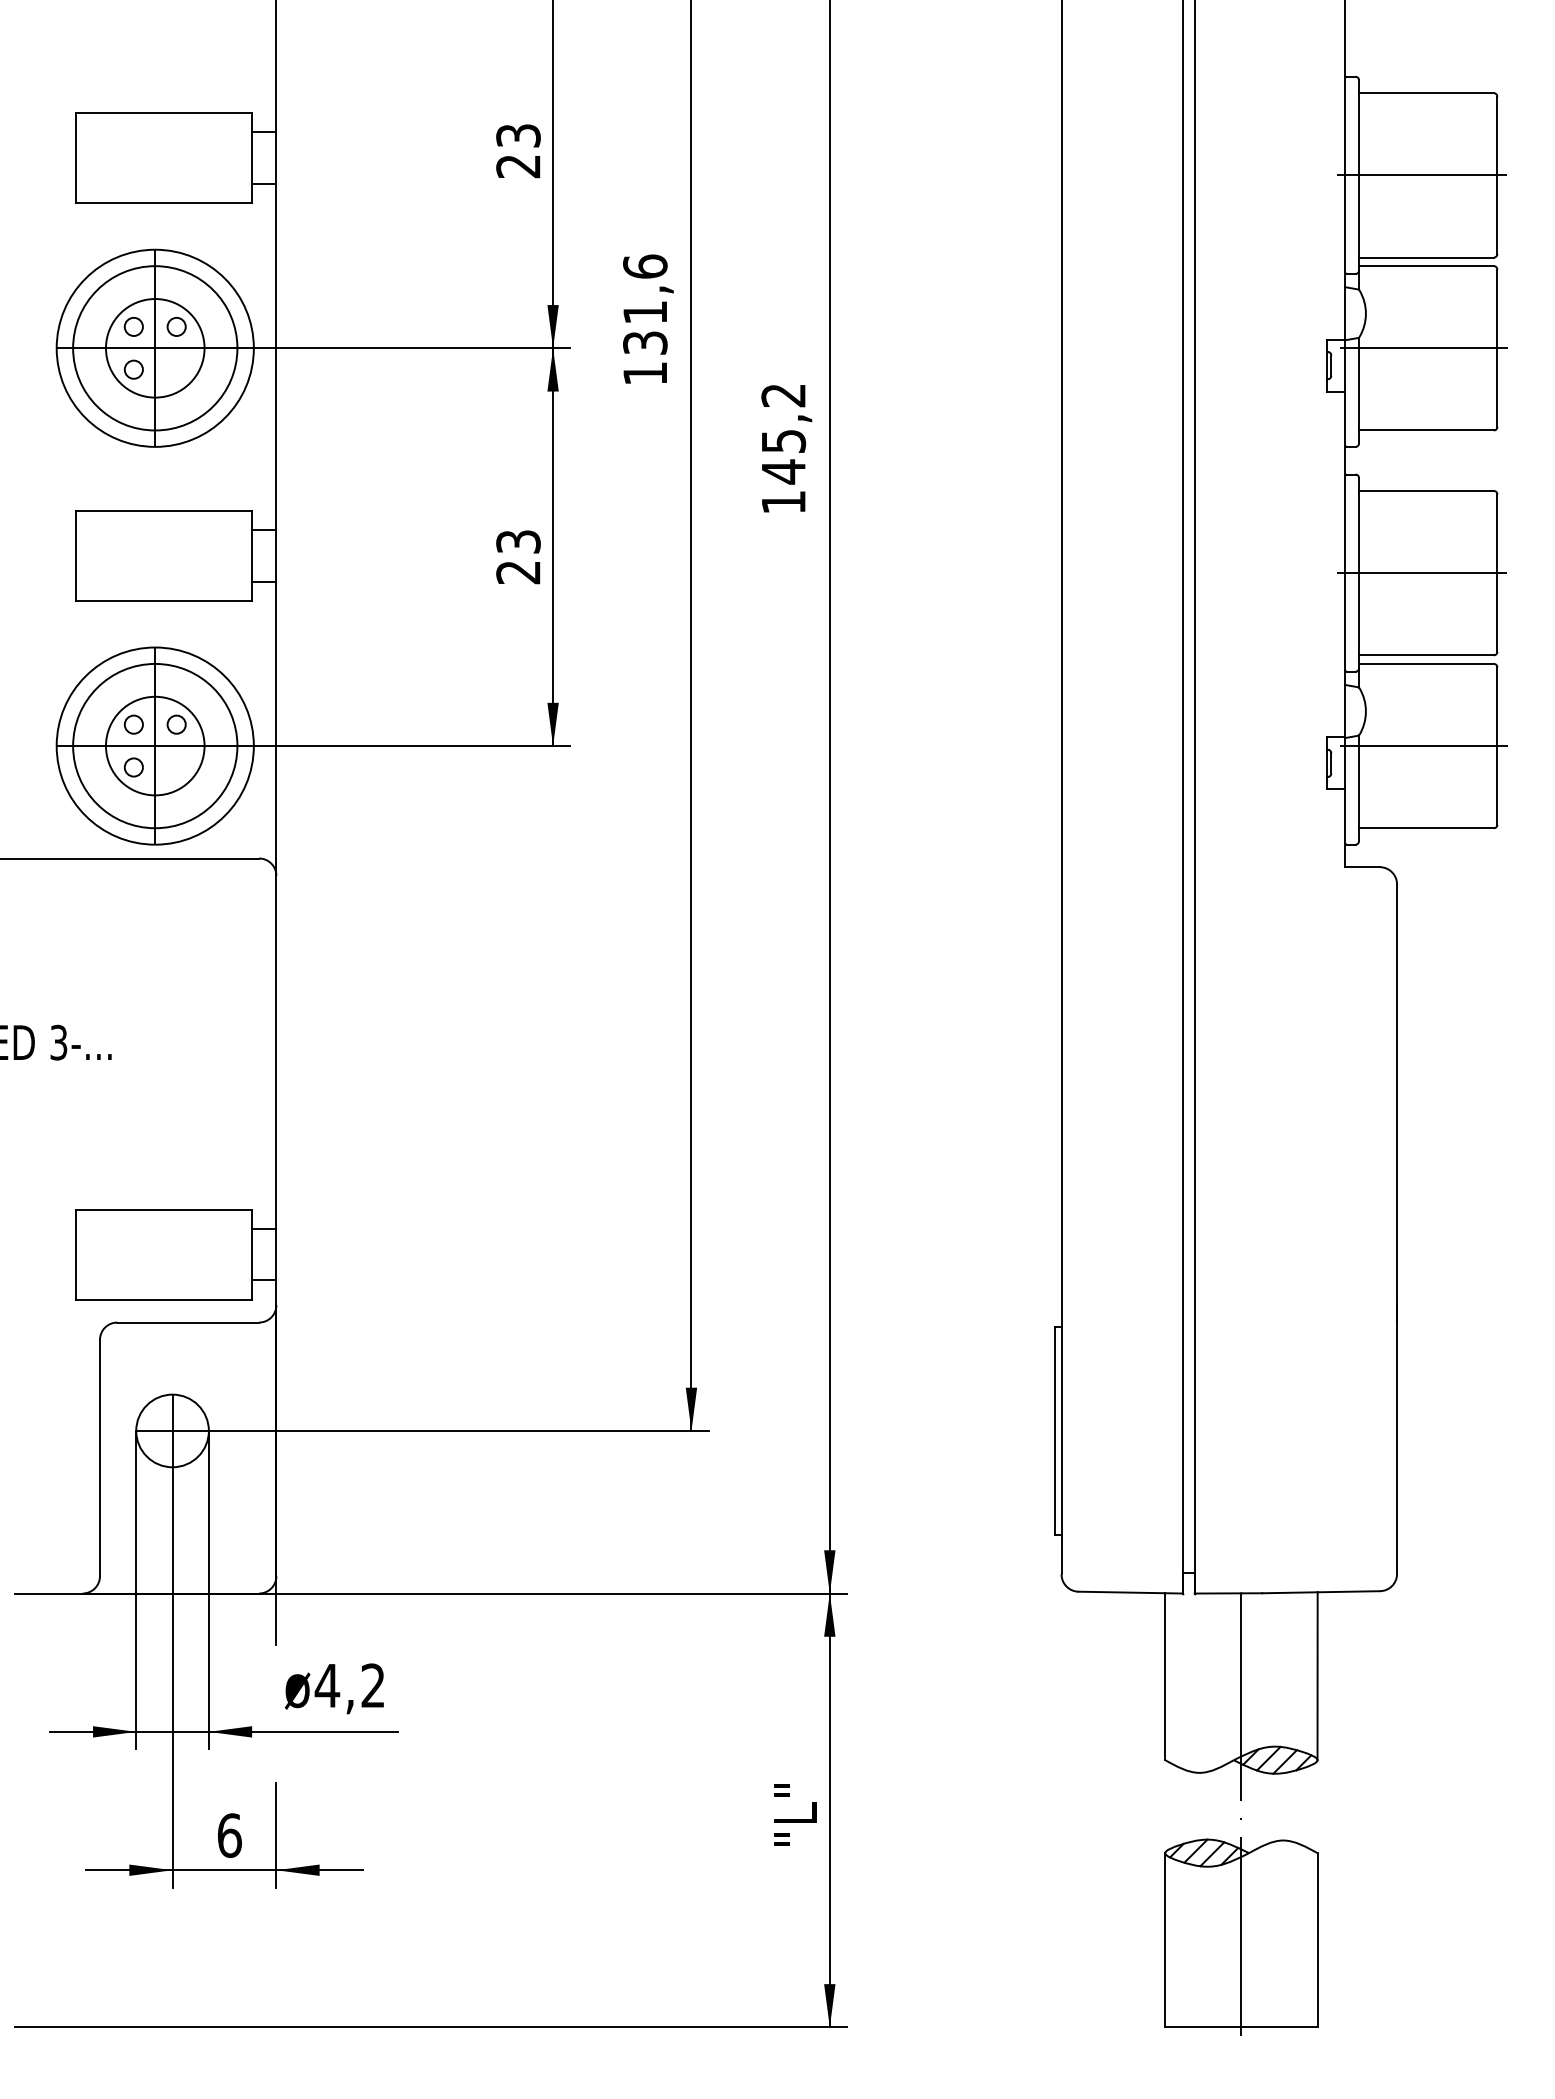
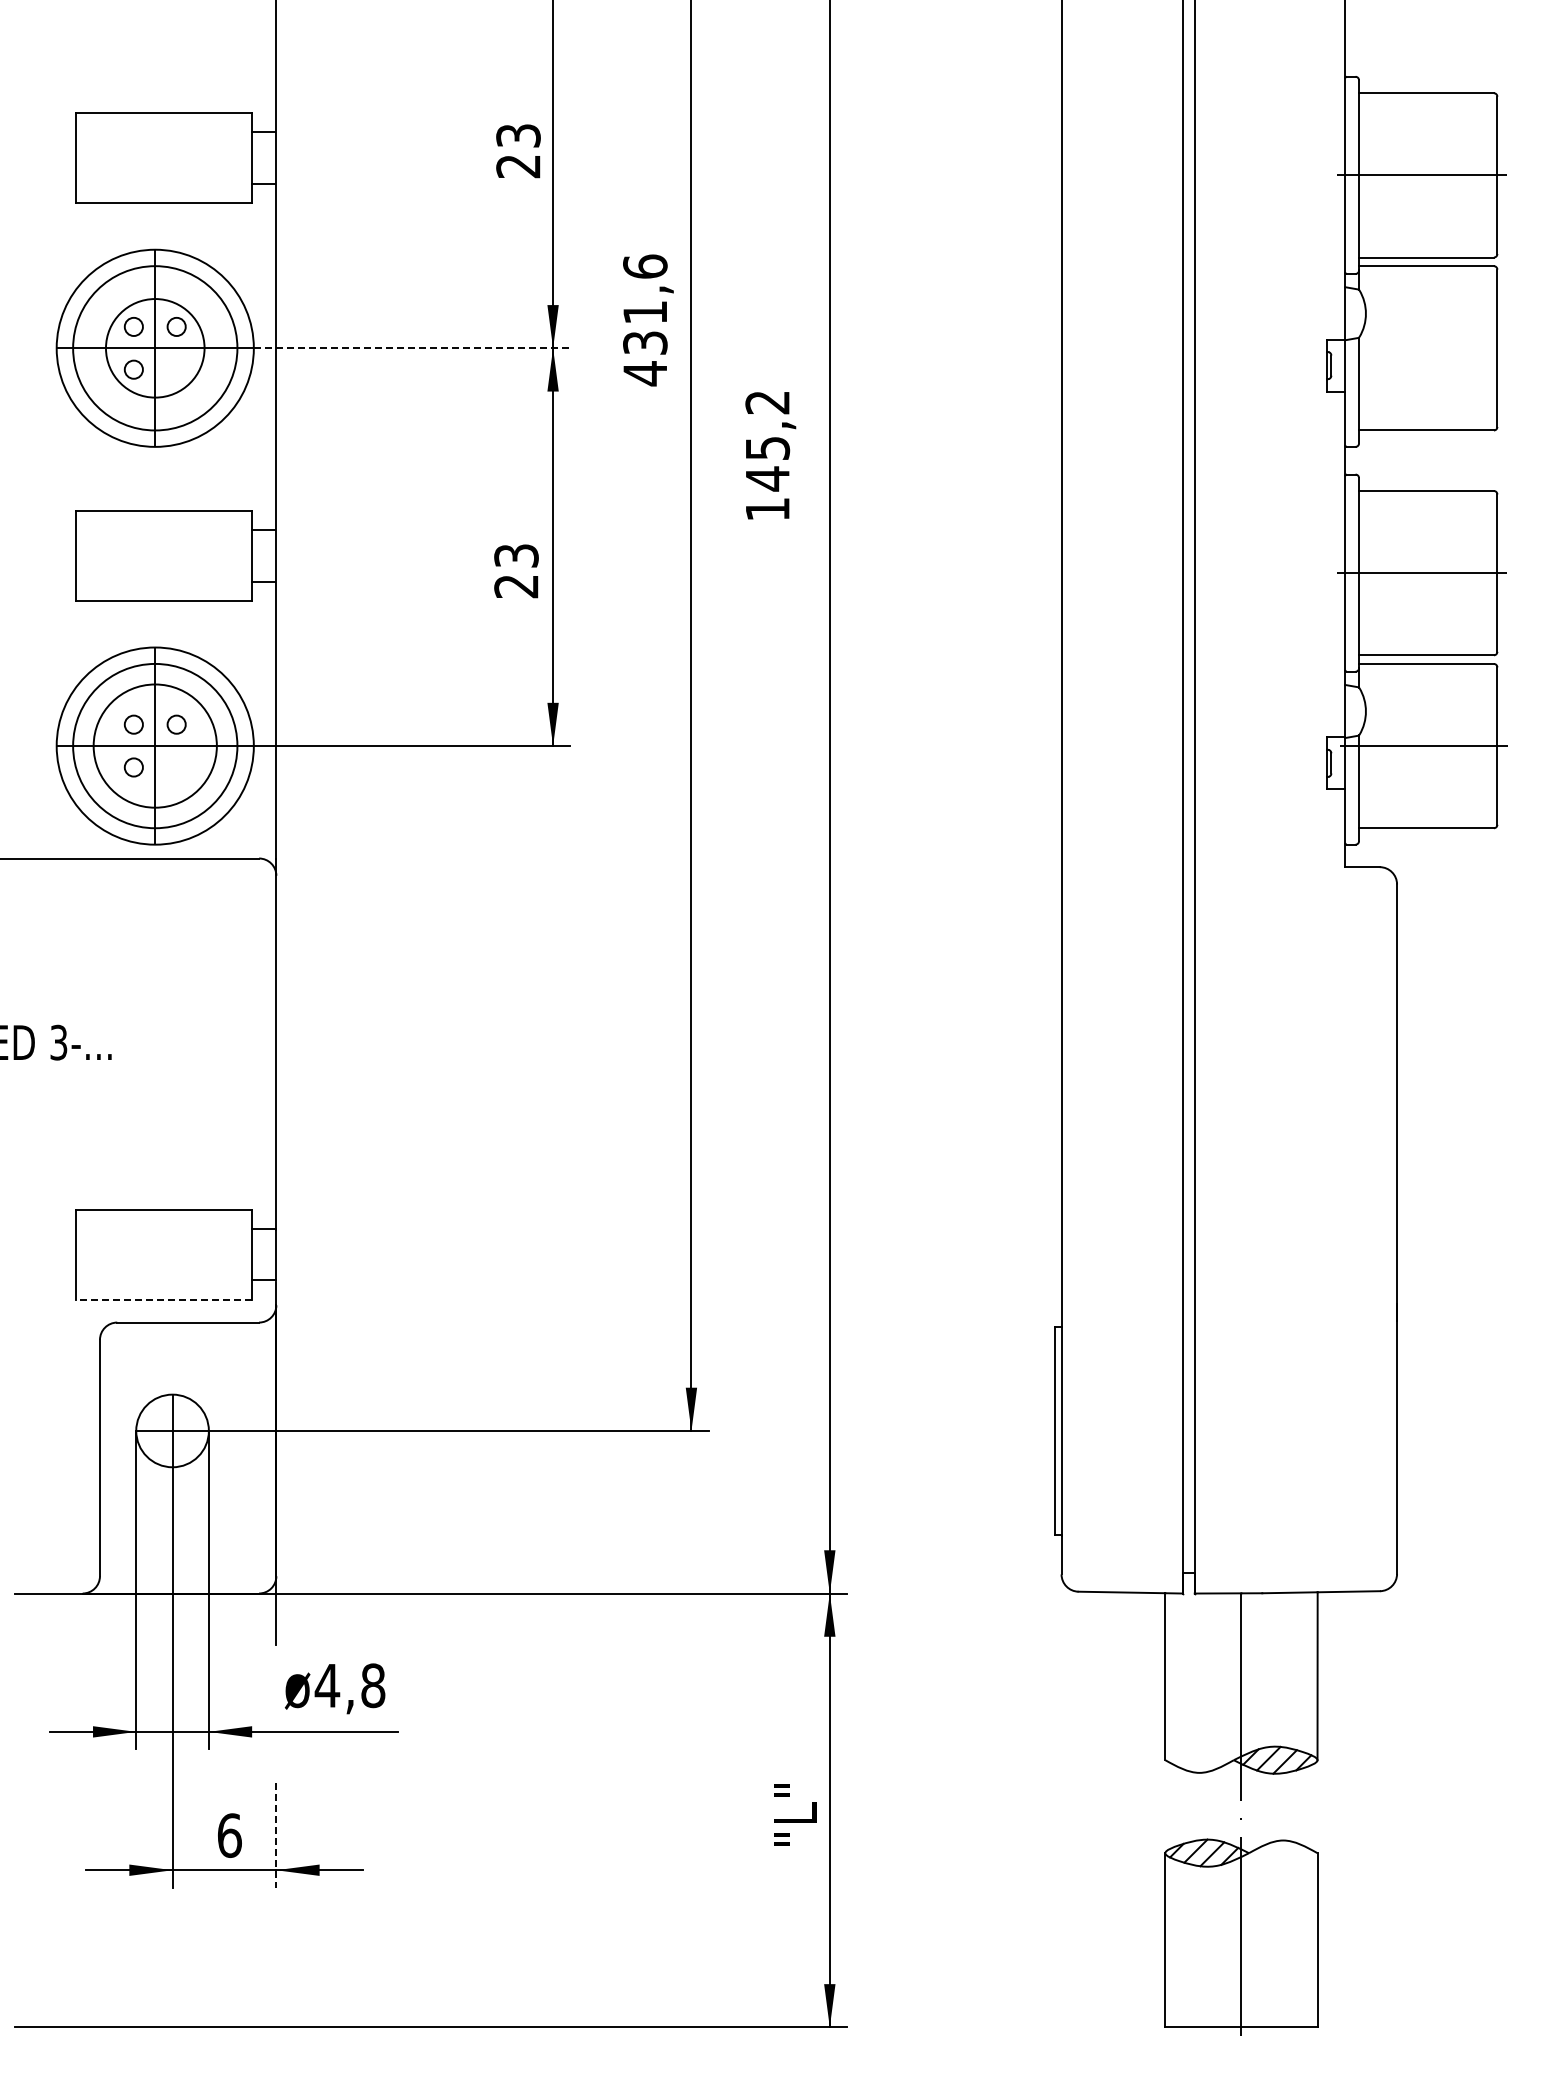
line: solid -> dashed (412, 348)
line: present -> none (1424, 348)
text: 131,6 -> 431,6 (644, 373)
text position: (786, 448) -> (770, 455) (770, 455)
text position: (518, 557) -> (516, 571) (516, 571)
circle diameter: 99 px -> 123 px (154, 745)
line: solid -> dashed (163, 1299)
text: ø4,2 -> ø4,8 (373, 1685)
line: solid -> dashed (276, 1835)
